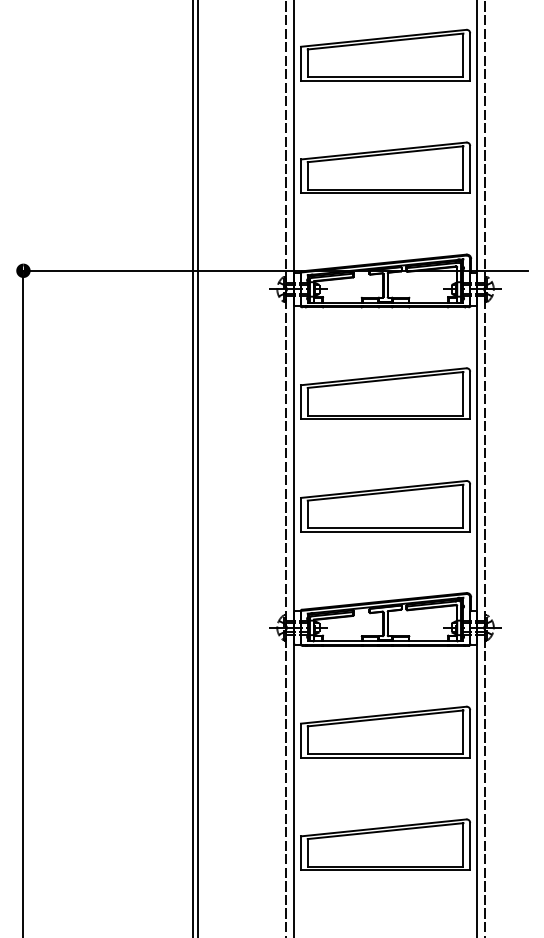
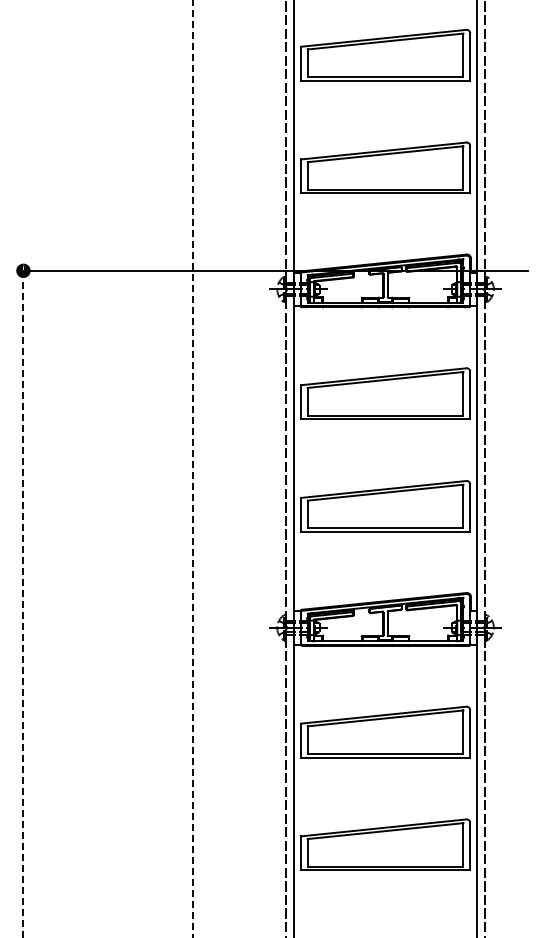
line: solid -> dashed (192, 468)
line: present -> none (197, 468)
line: solid -> dashed (23, 604)
